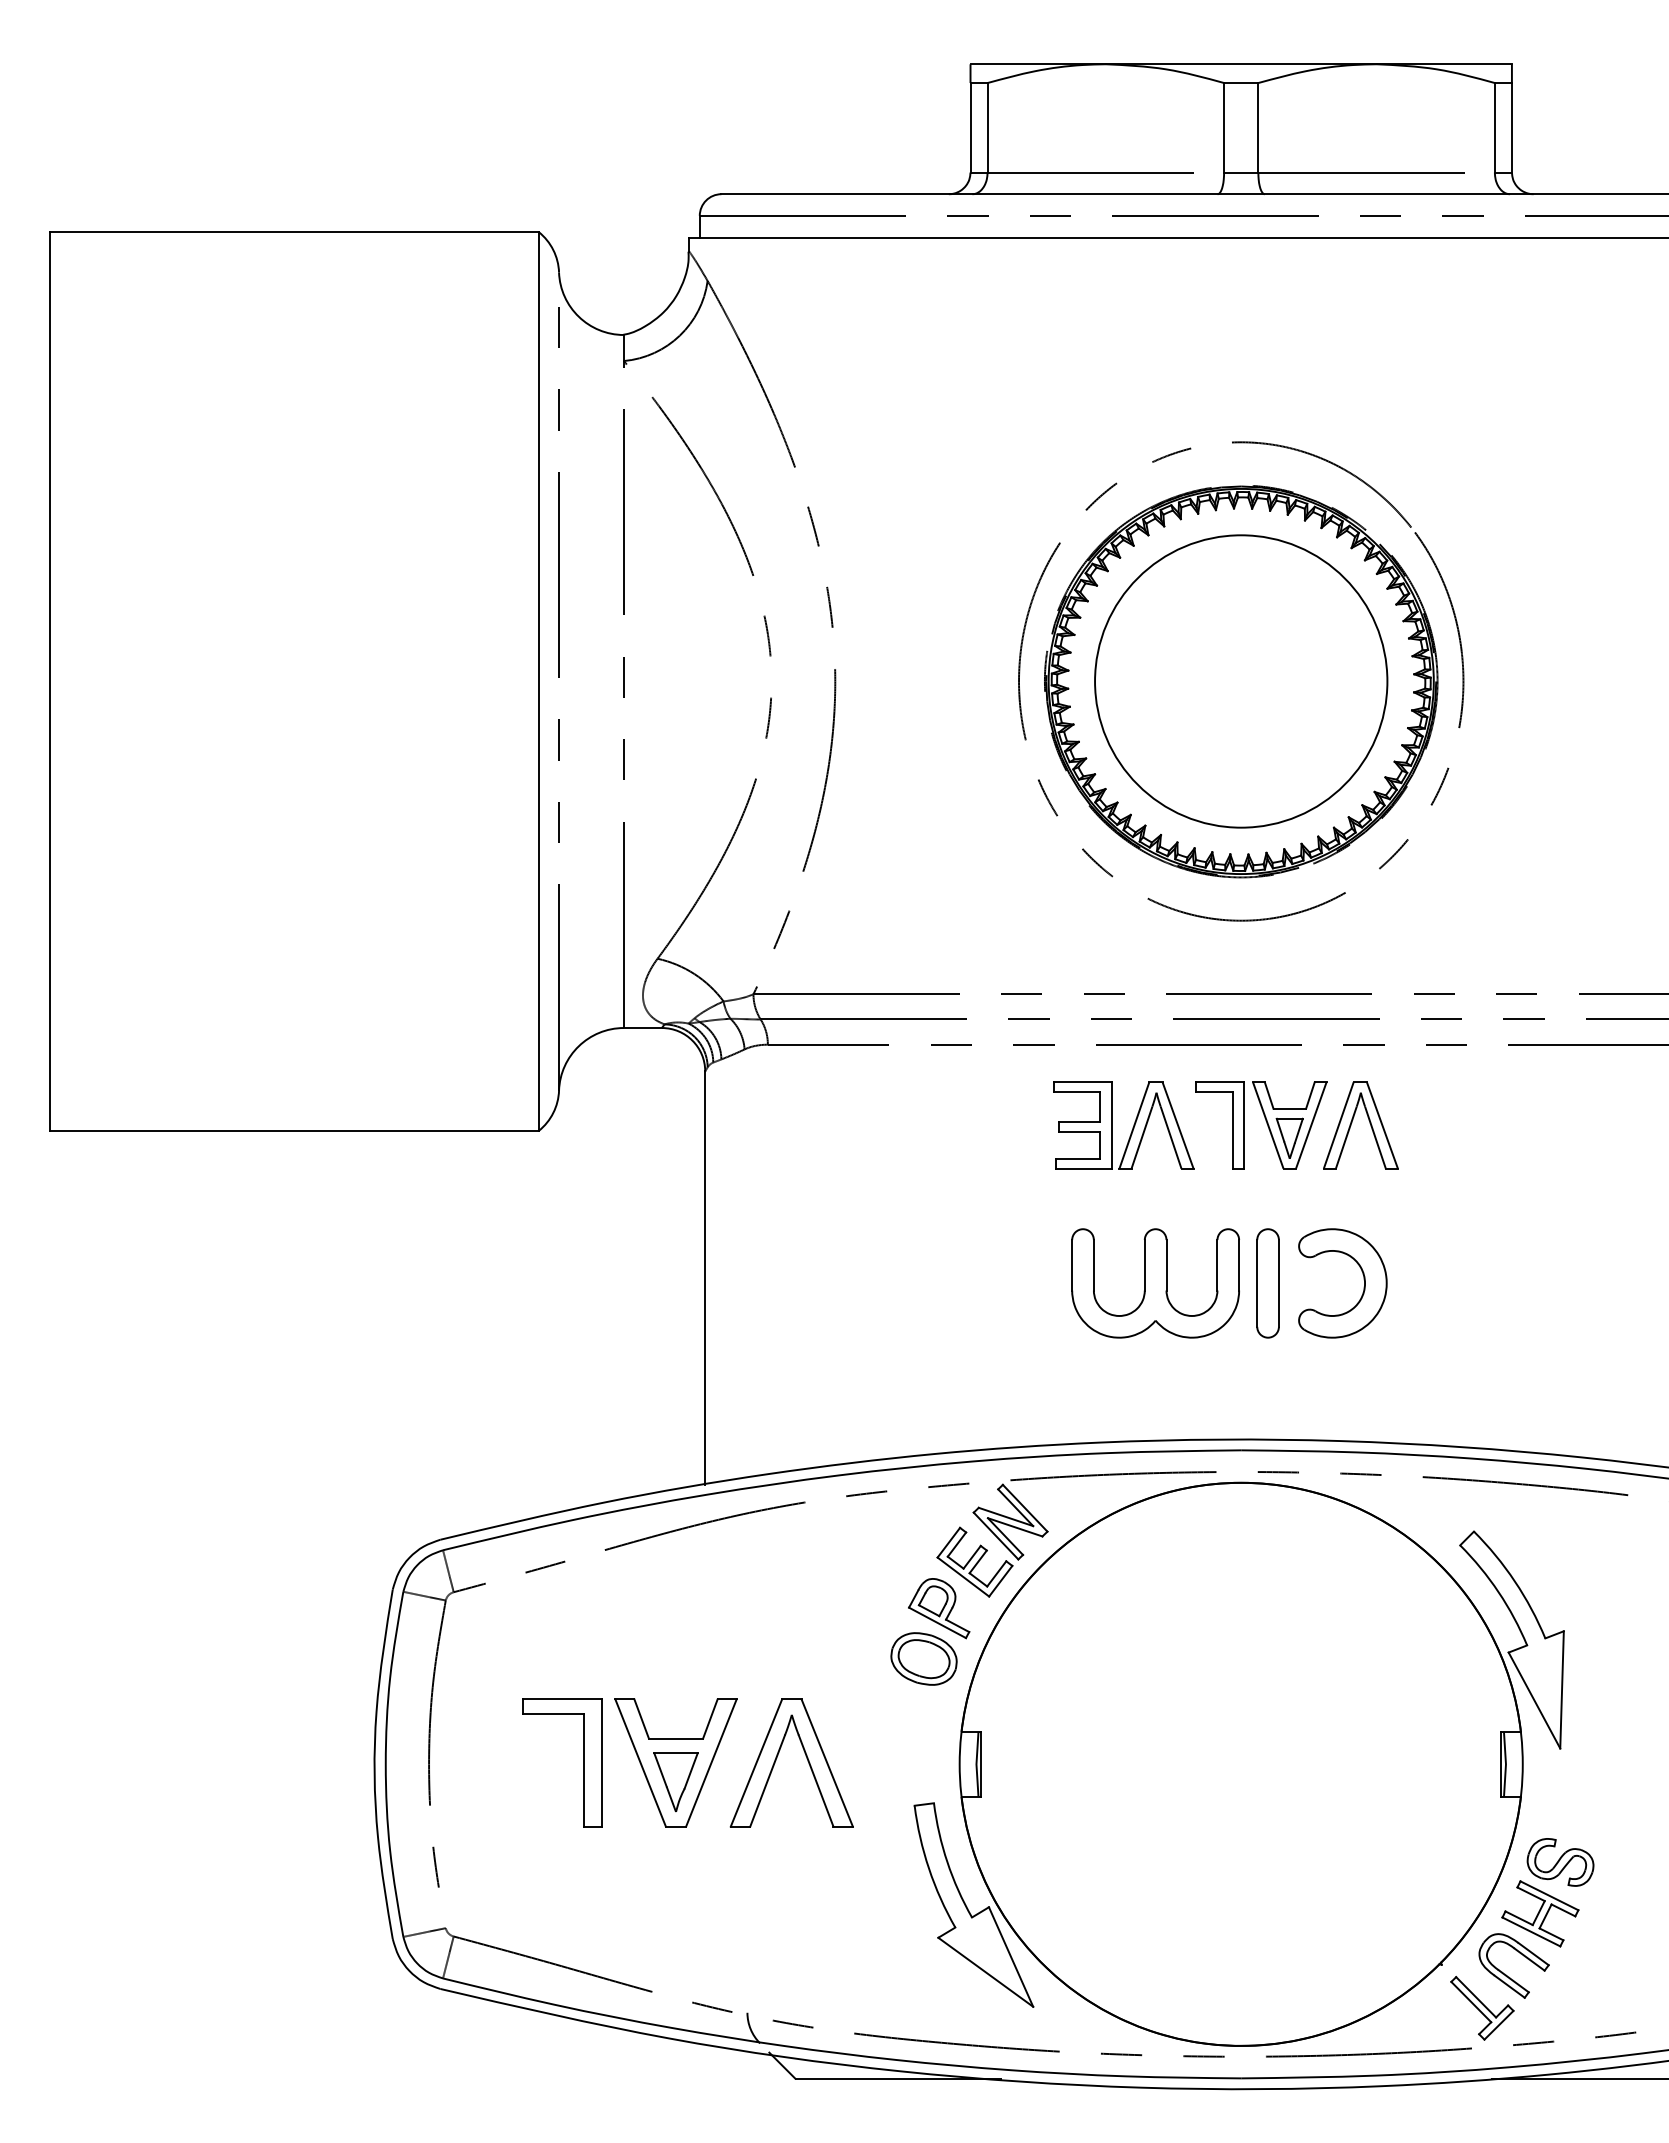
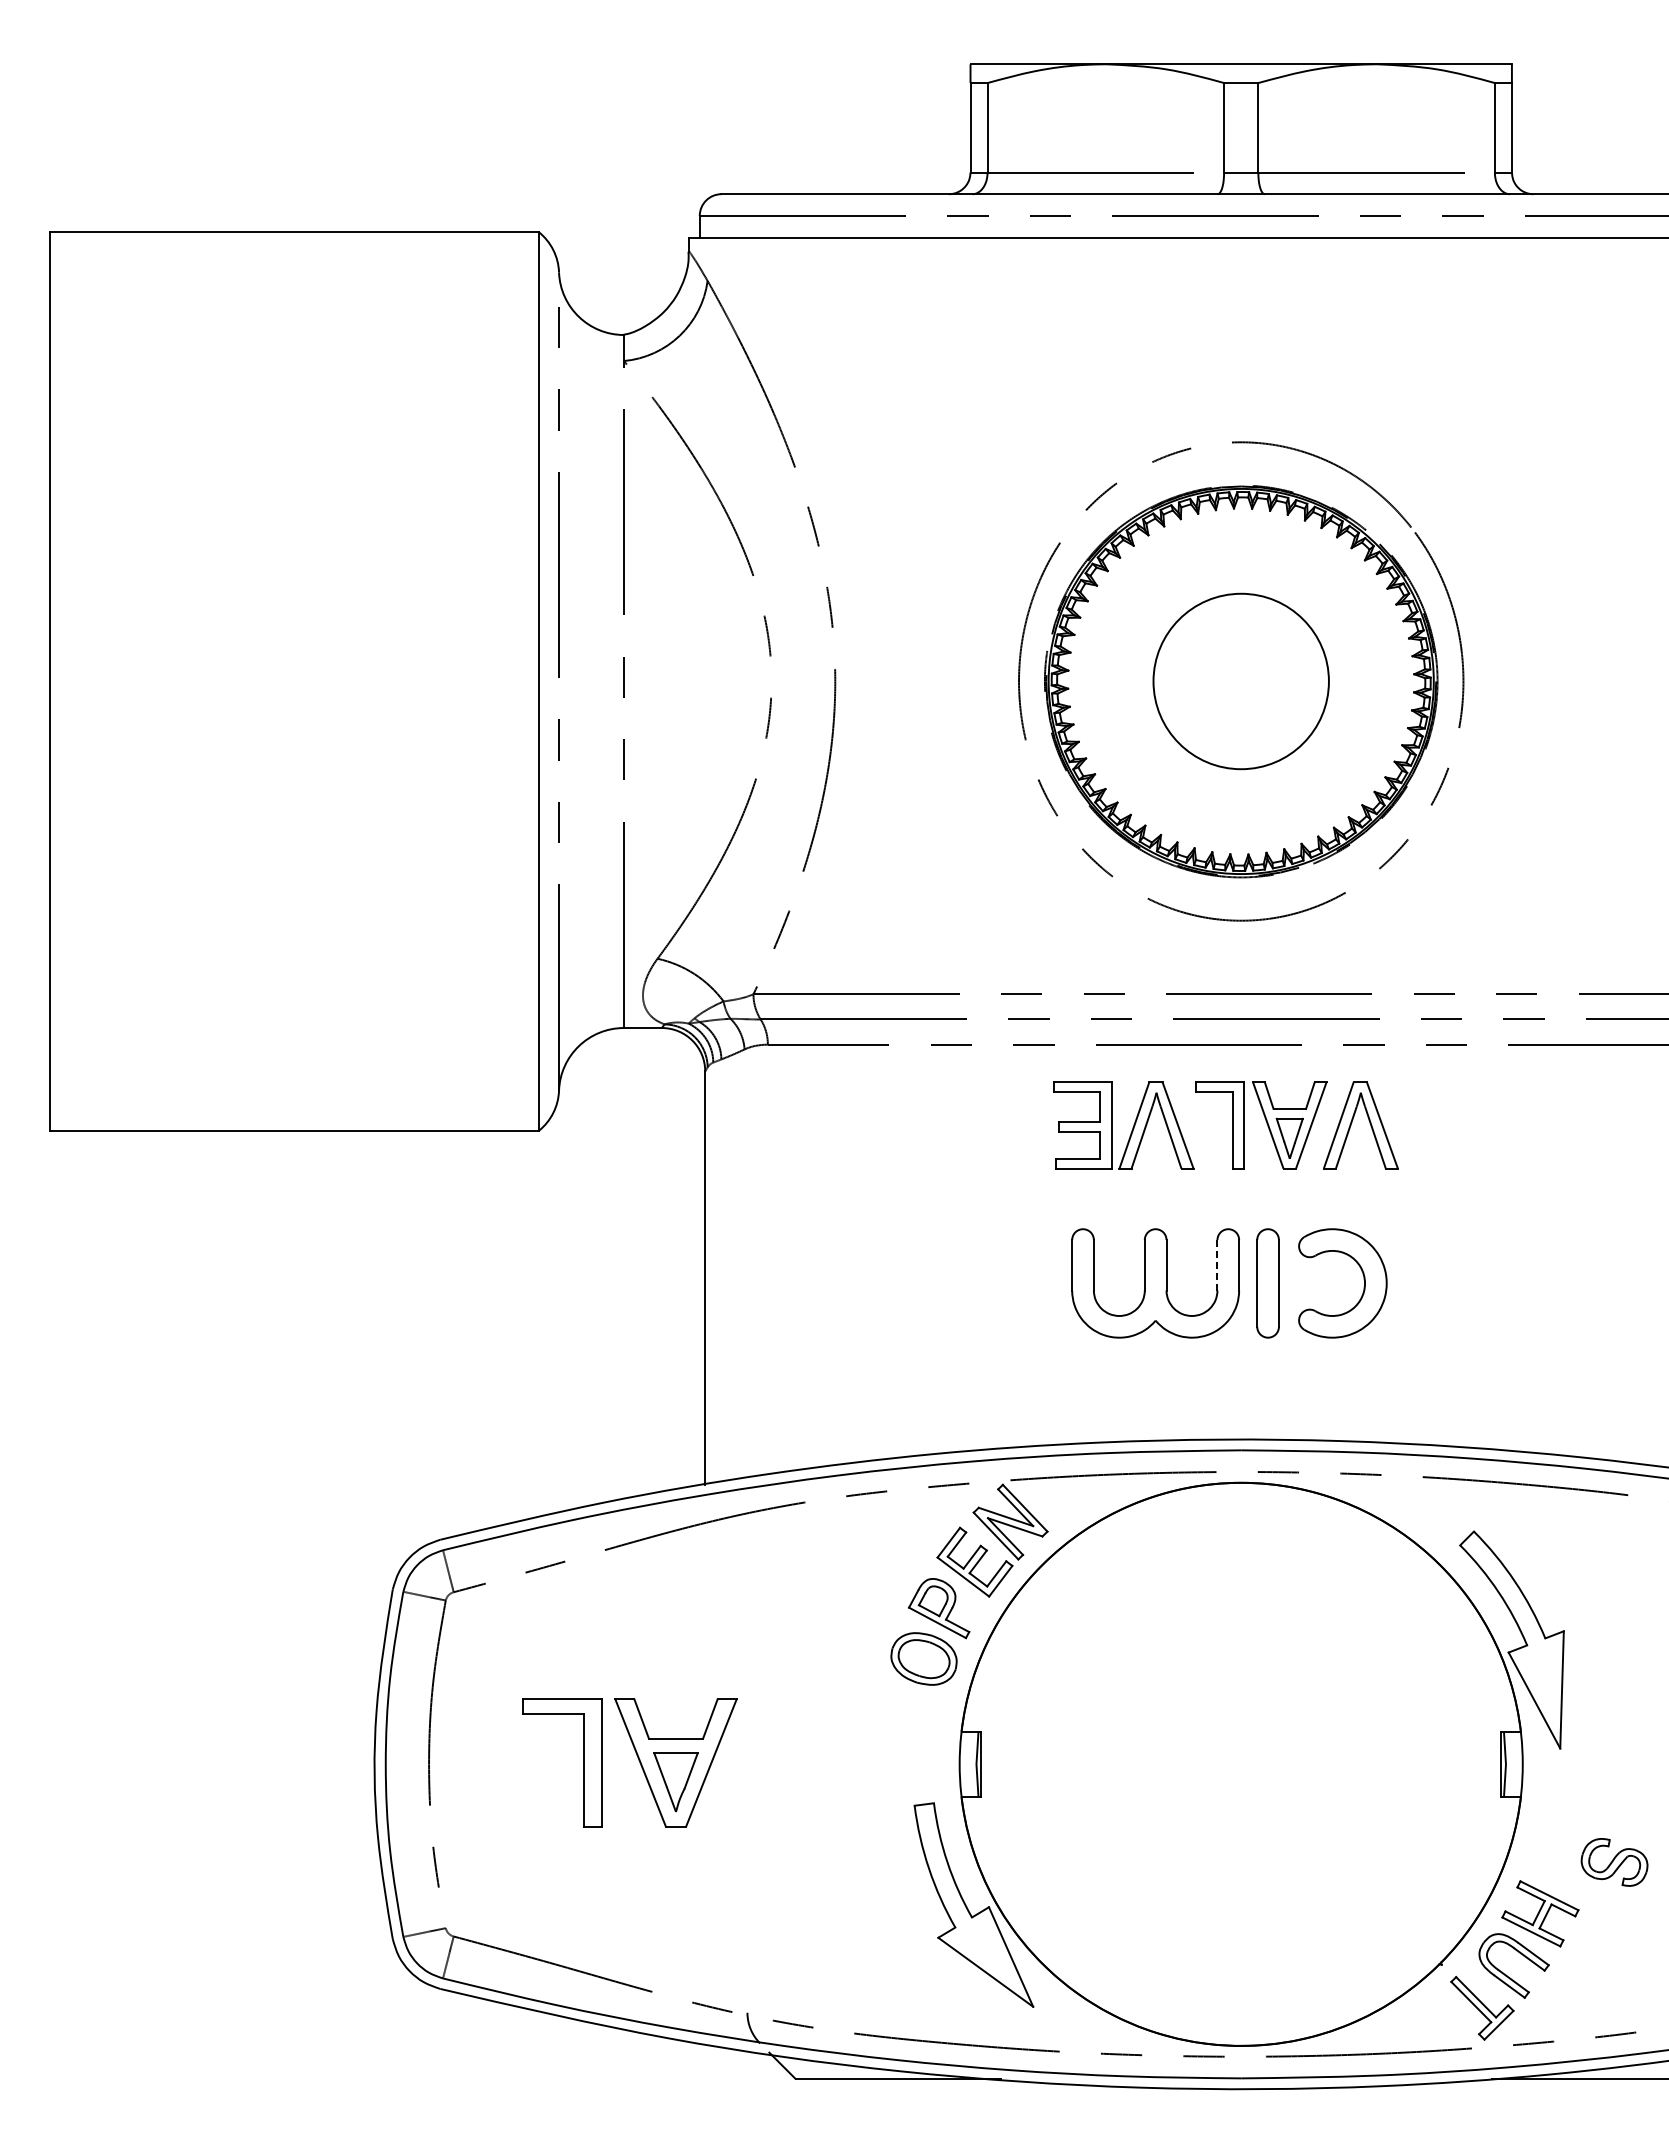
circle diameter: 292 px -> 175 px (1240, 681)
line: solid -> dashed (1217, 1264)
part: present -> none (777, 1758)
part position: (1560, 1862) -> (1614, 1862) (1614, 1862)
